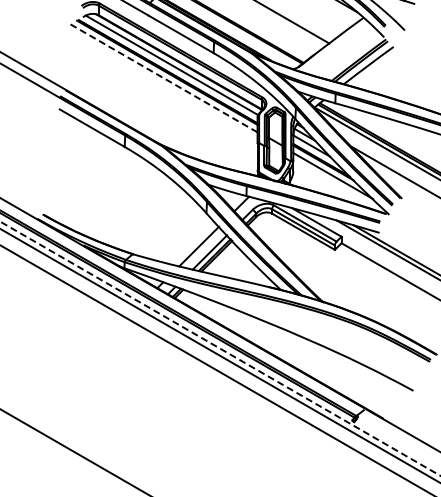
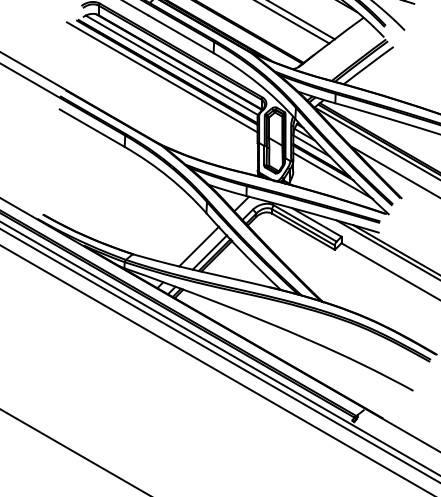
line: none -> present (302, 20)
line: dashed -> solid (161, 77)
line: dashed -> solid (220, 348)
